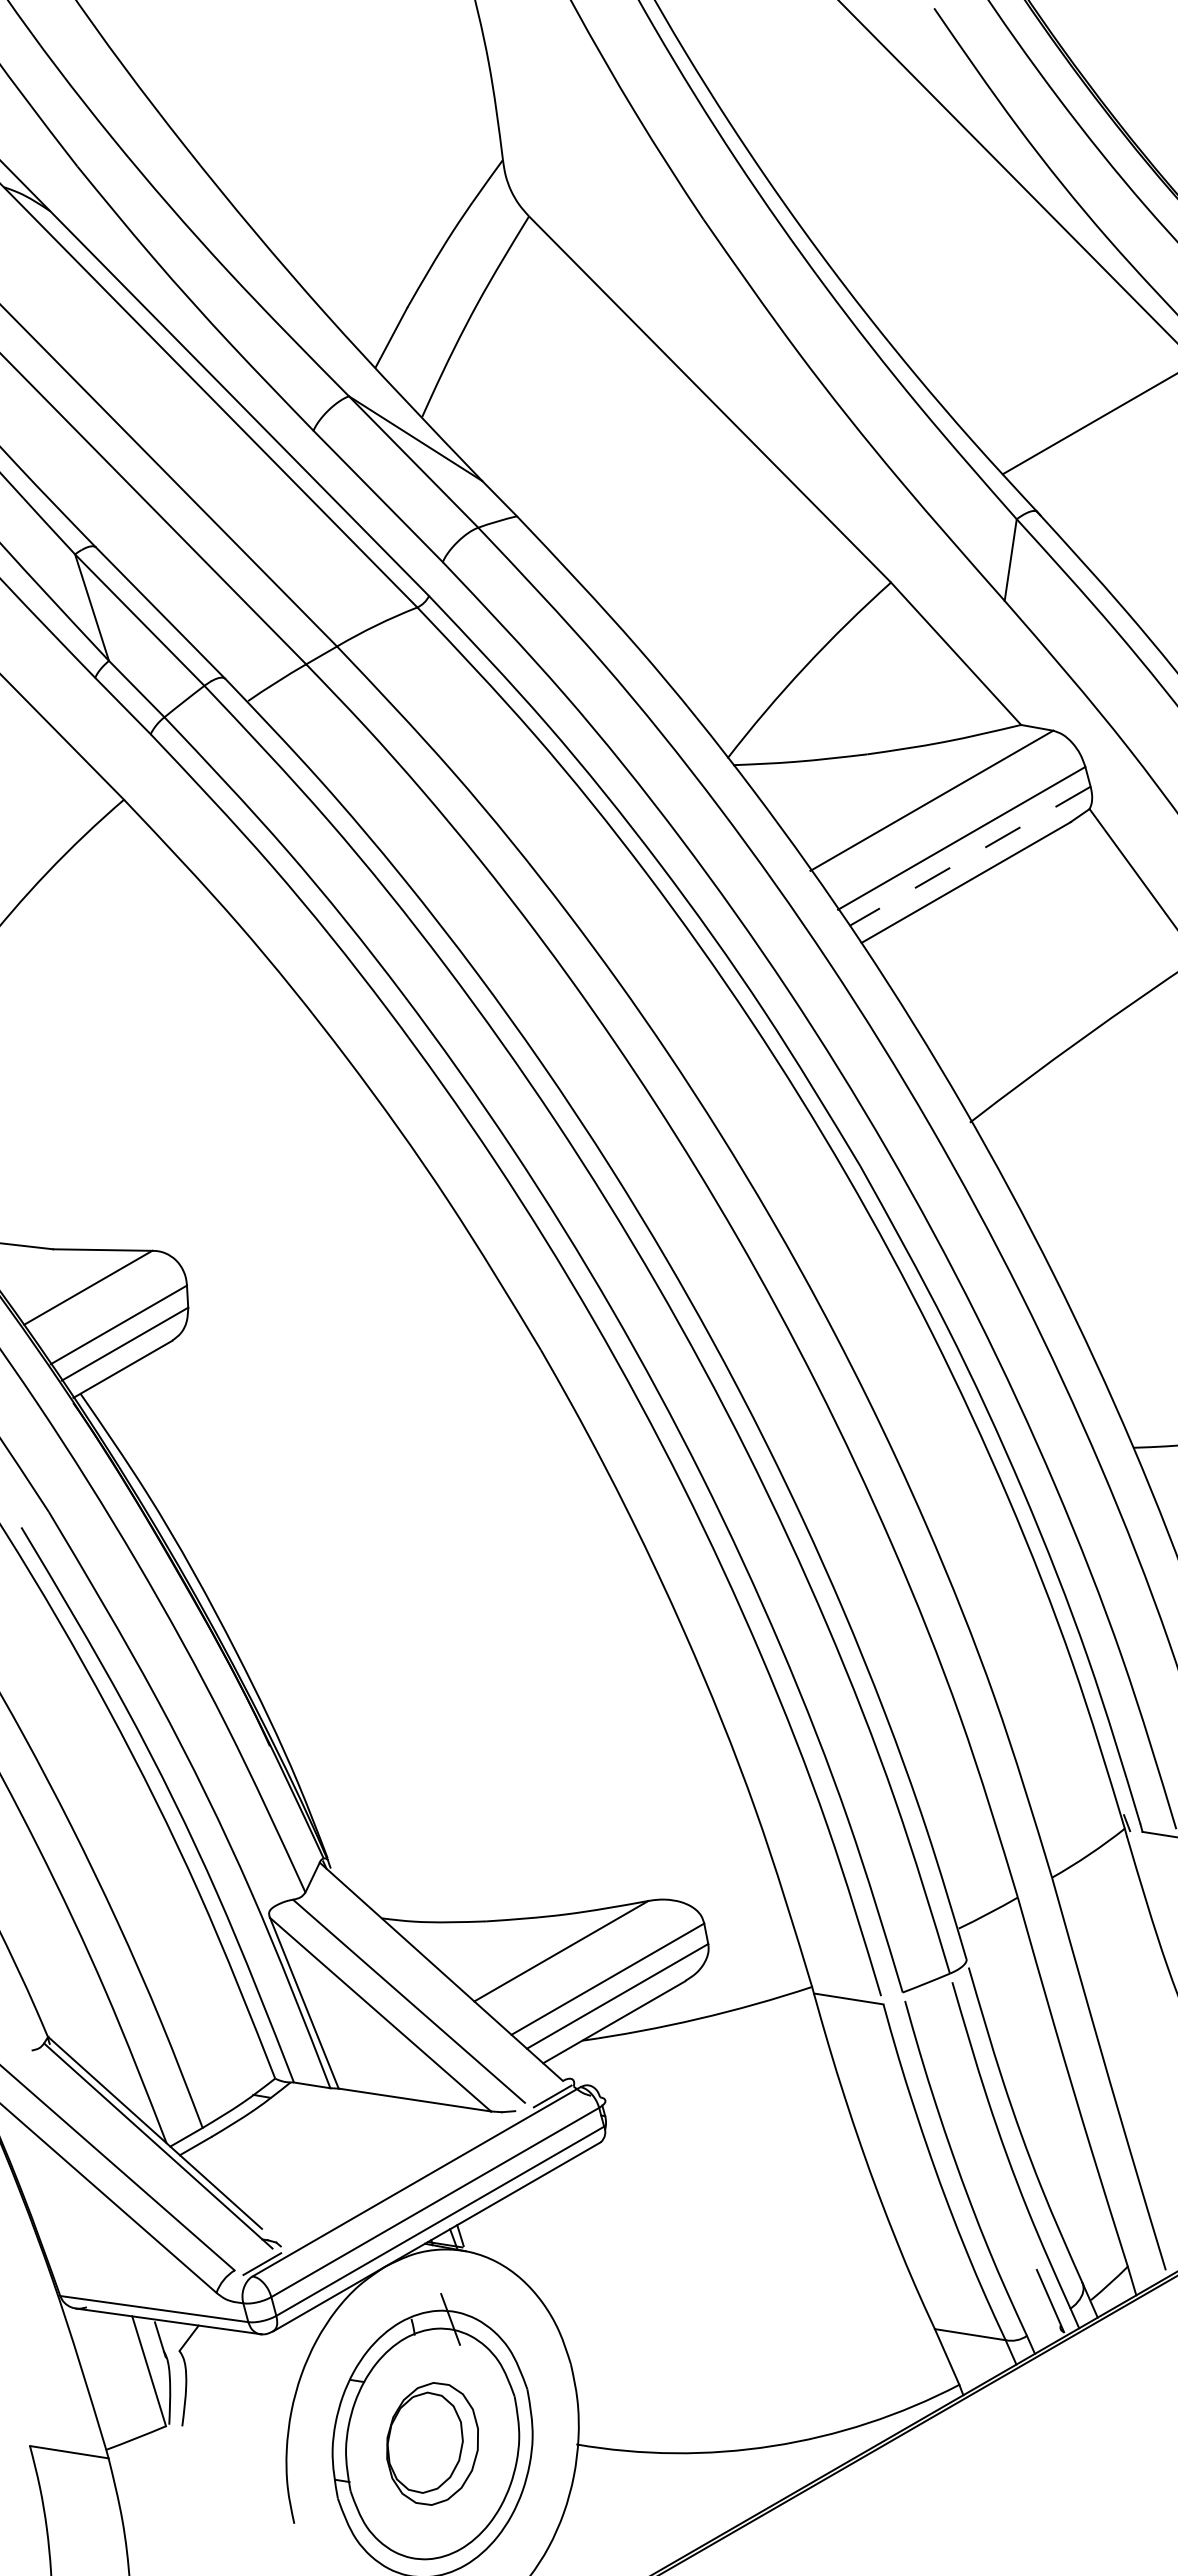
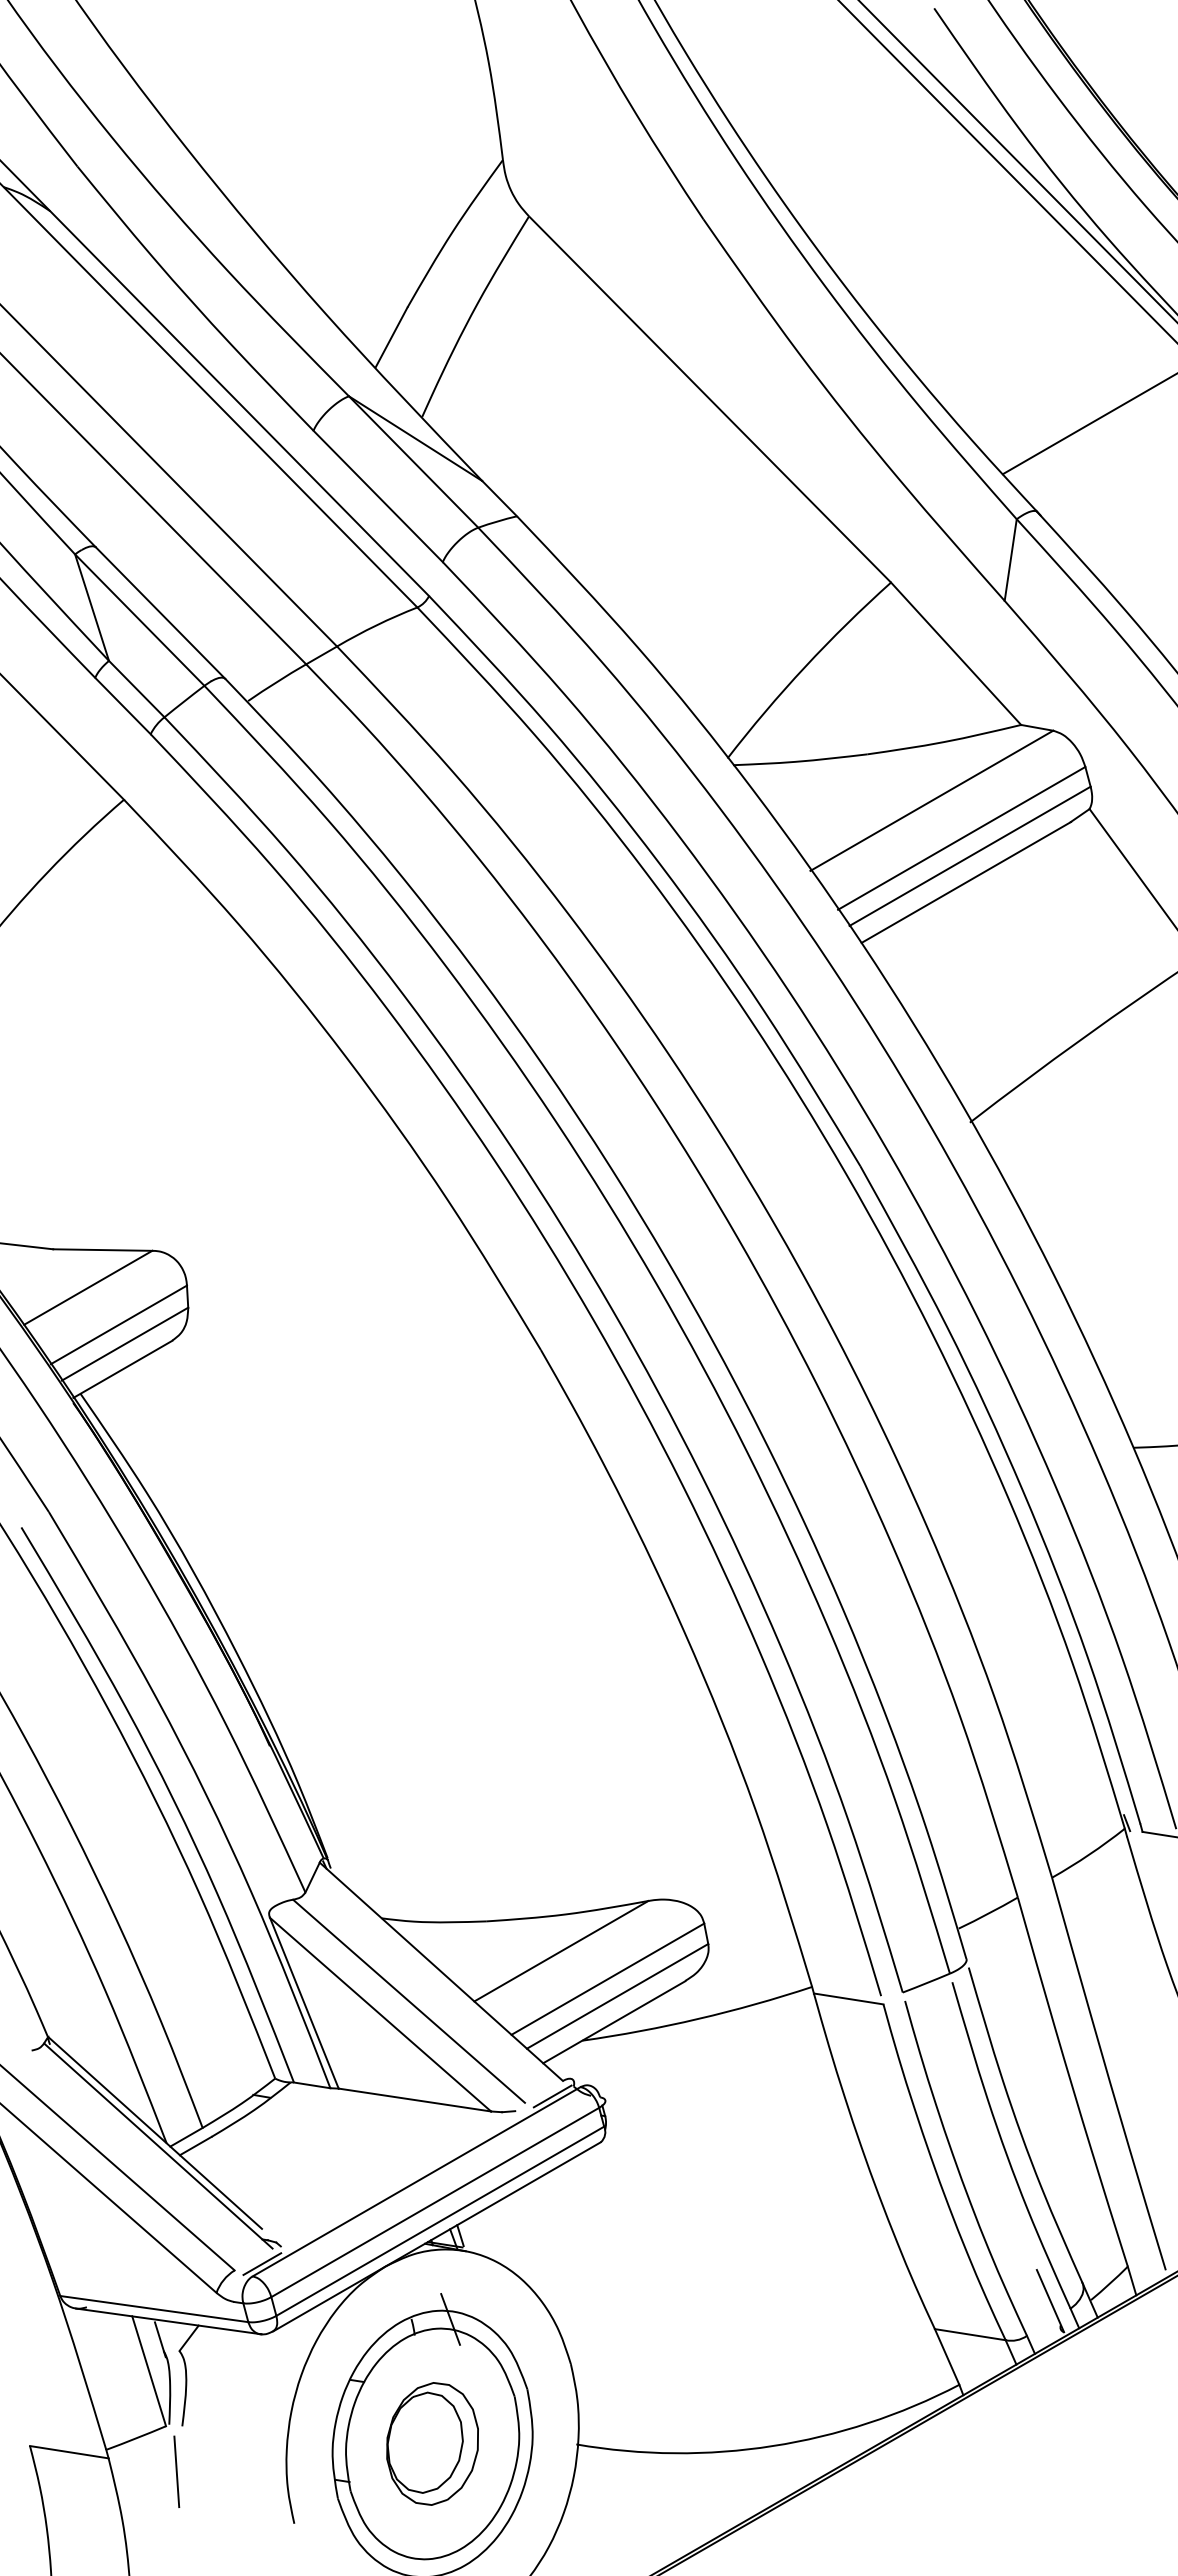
line: none -> present (1017, 160)
line: dashed -> solid (969, 856)
line: none -> present (176, 2471)
